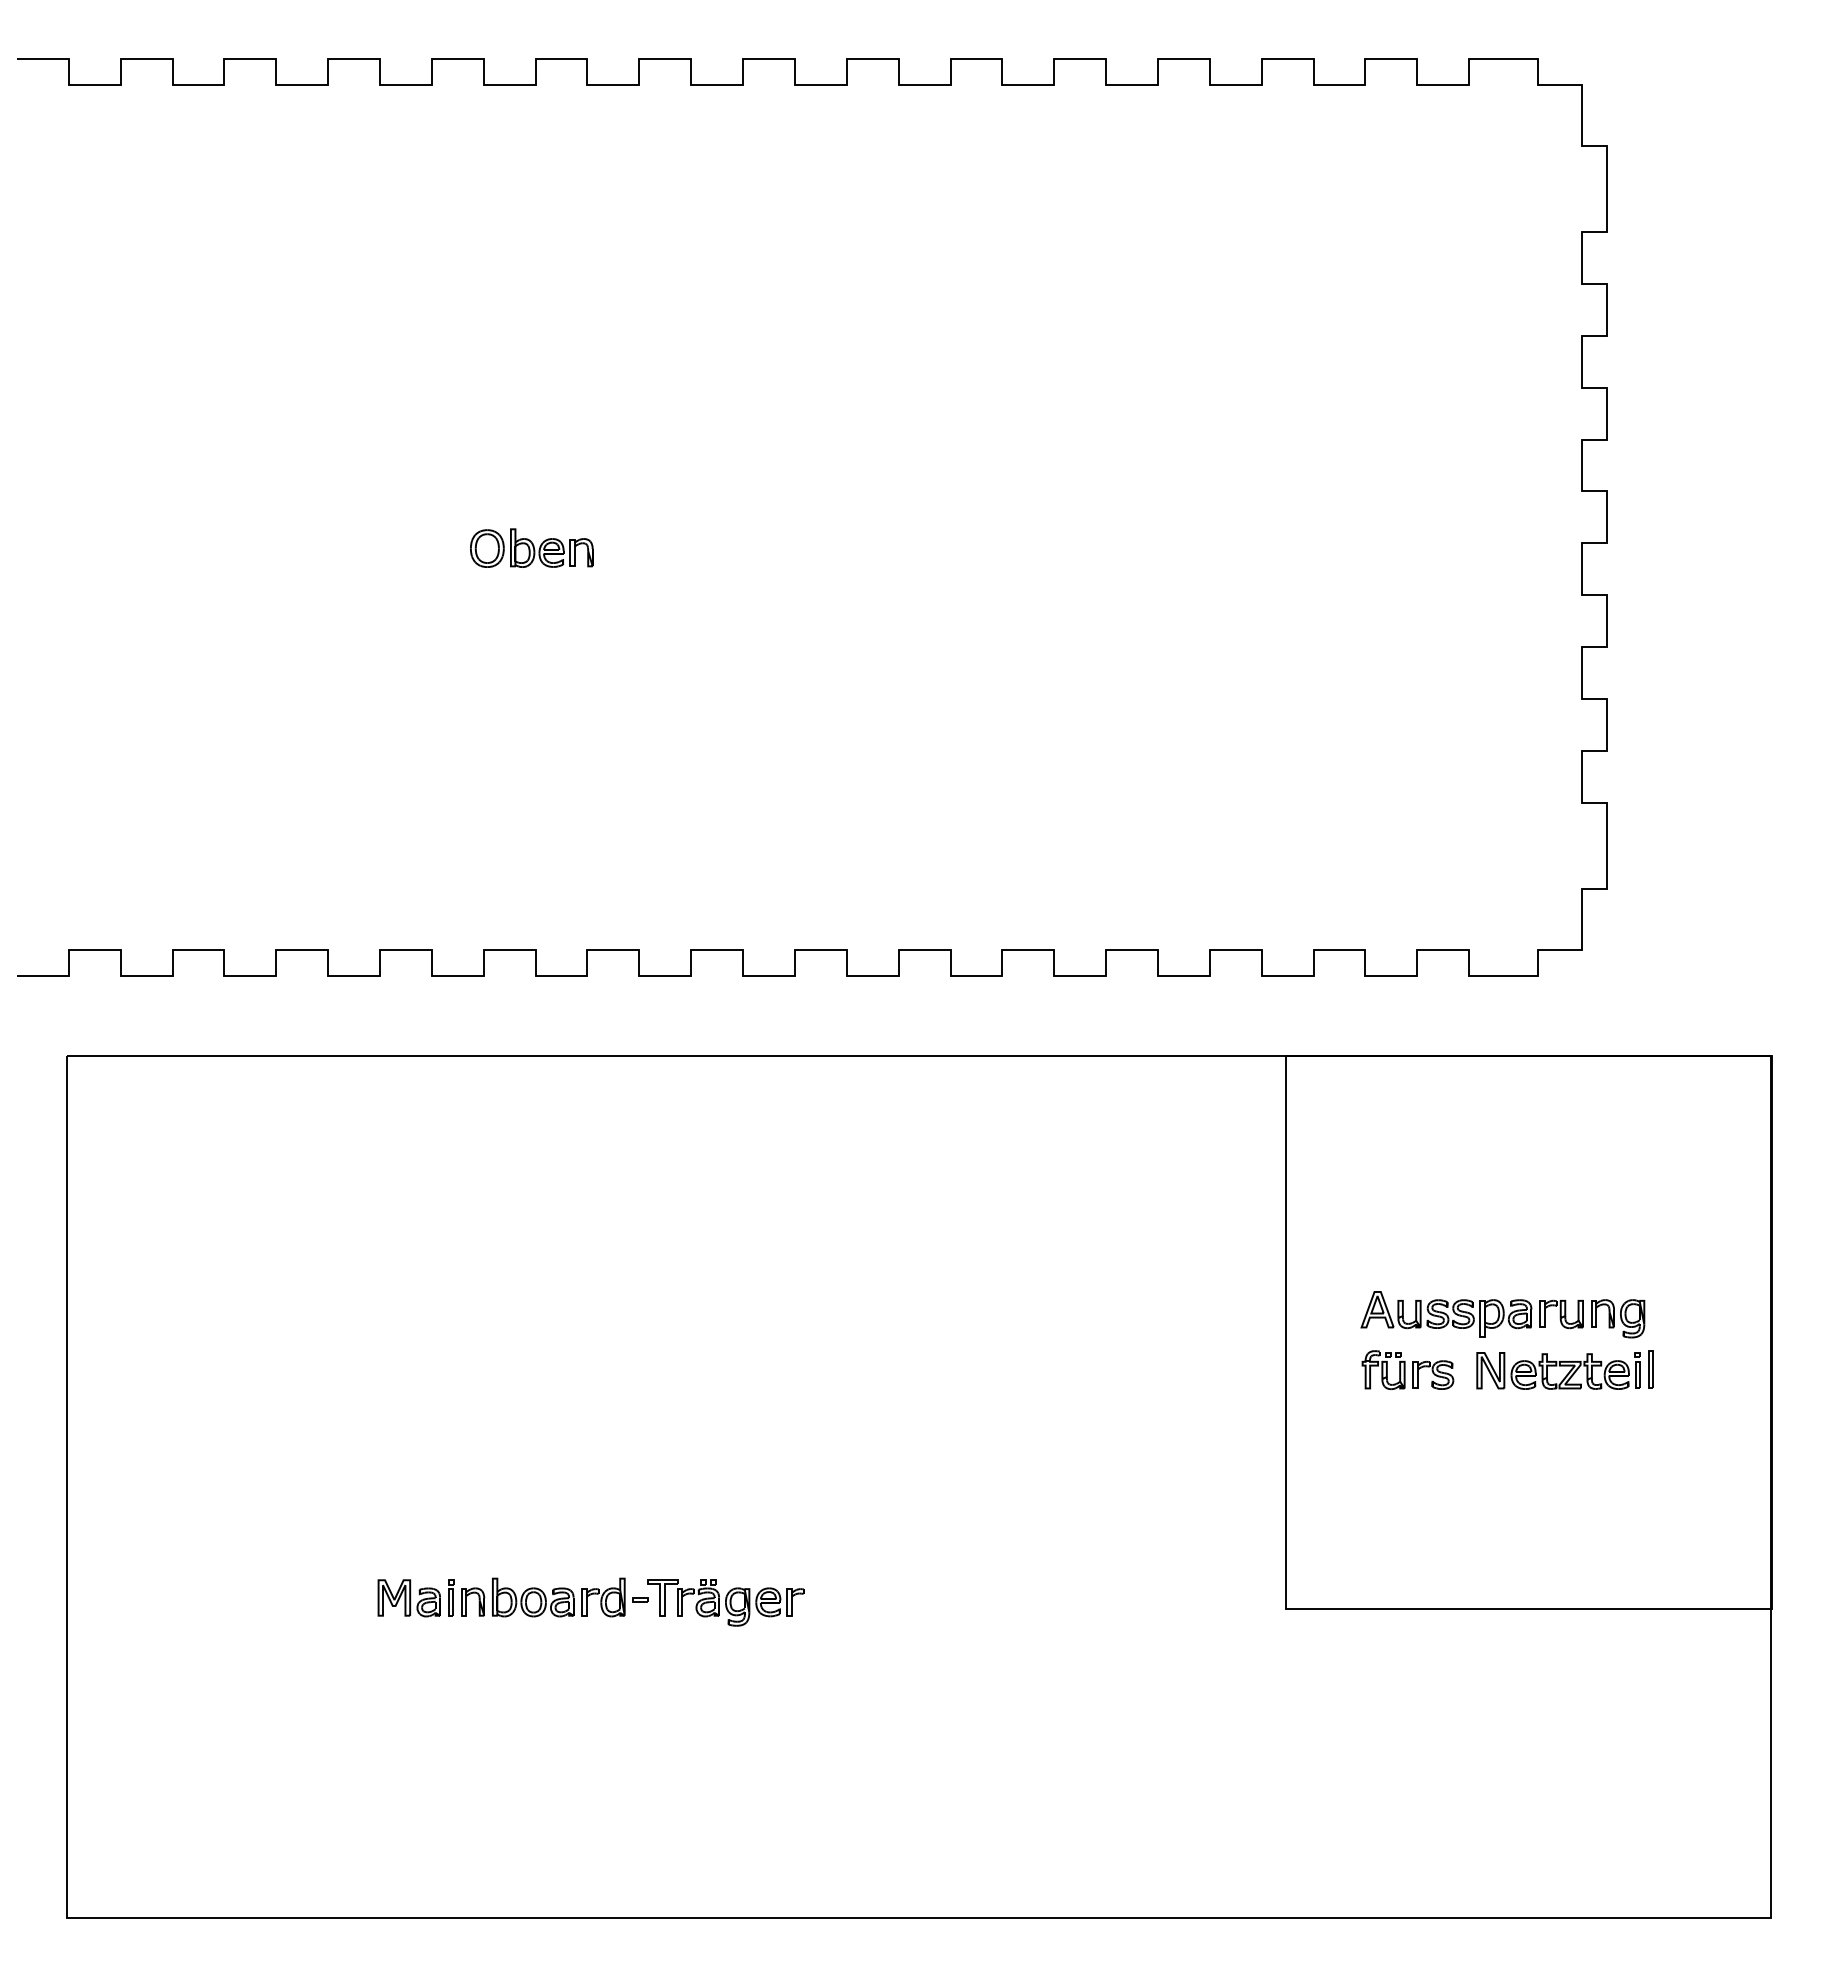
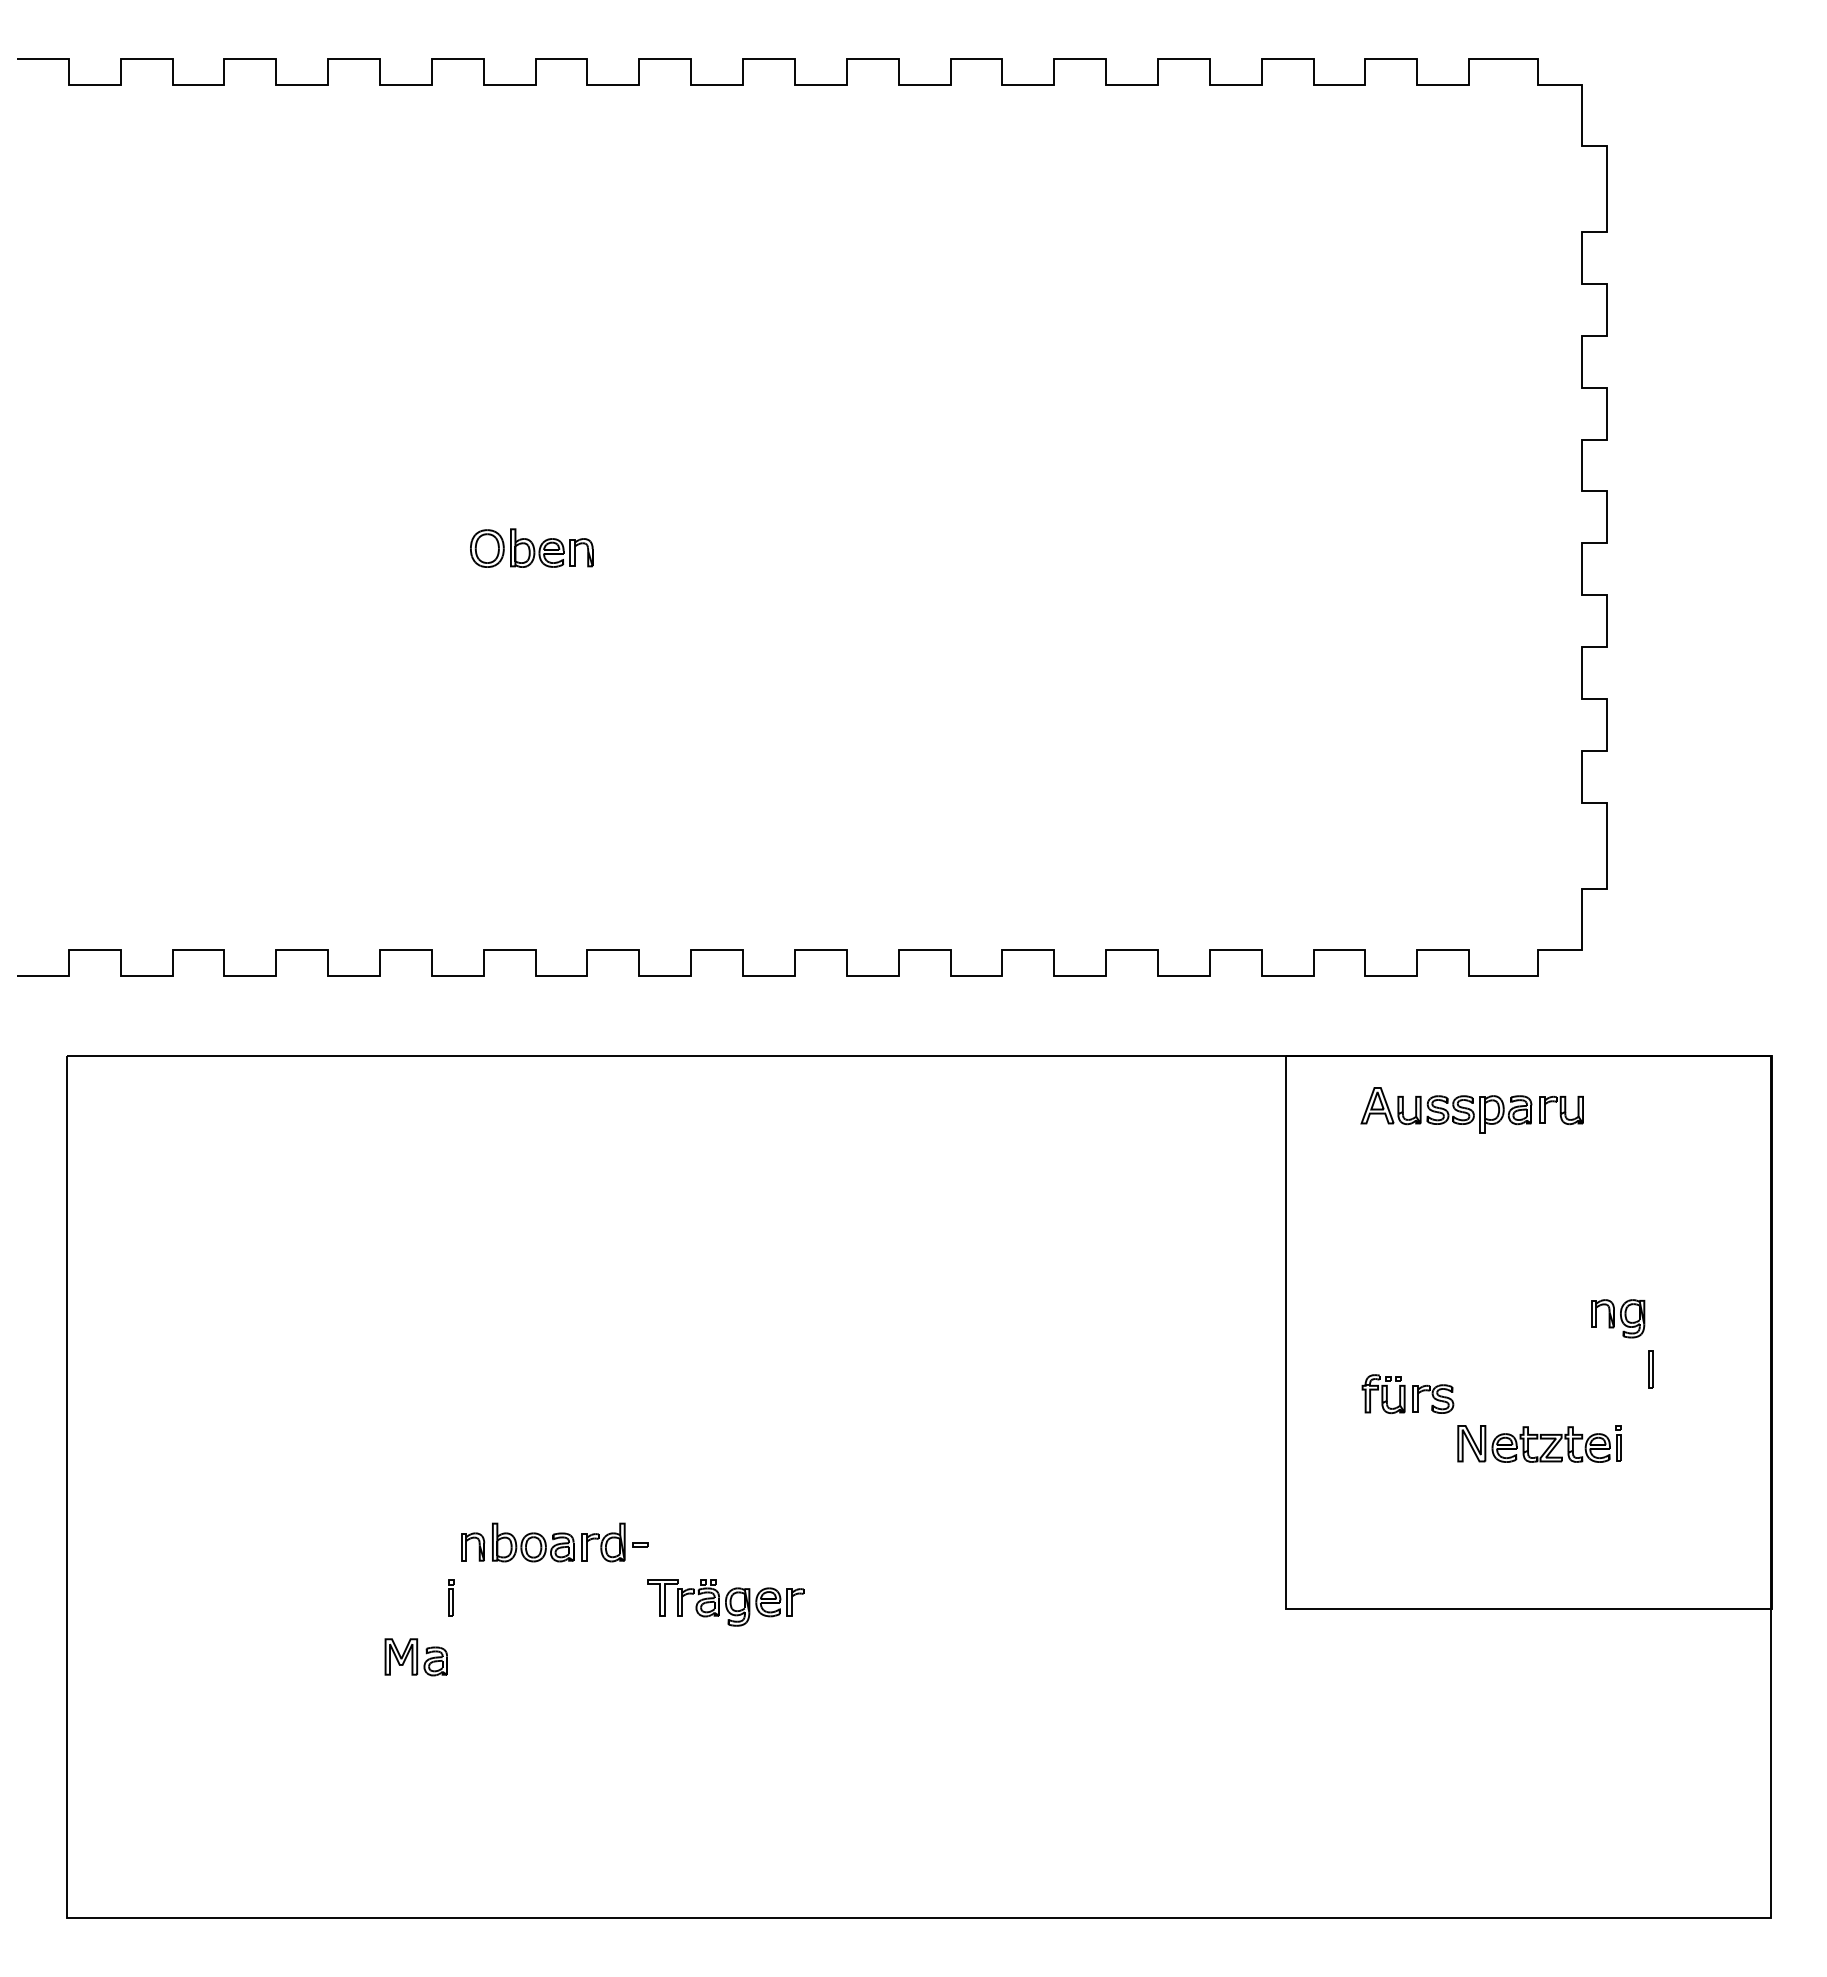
part position: (1471, 1314) -> (1471, 1110) (1471, 1110)
part position: (1407, 1370) -> (1407, 1394) (1407, 1394)
part position: (1558, 1370) -> (1539, 1443) (1539, 1443)
part position: (554, 1597) -> (554, 1542) (554, 1542)
part position: (408, 1598) -> (415, 1657) (415, 1657)
